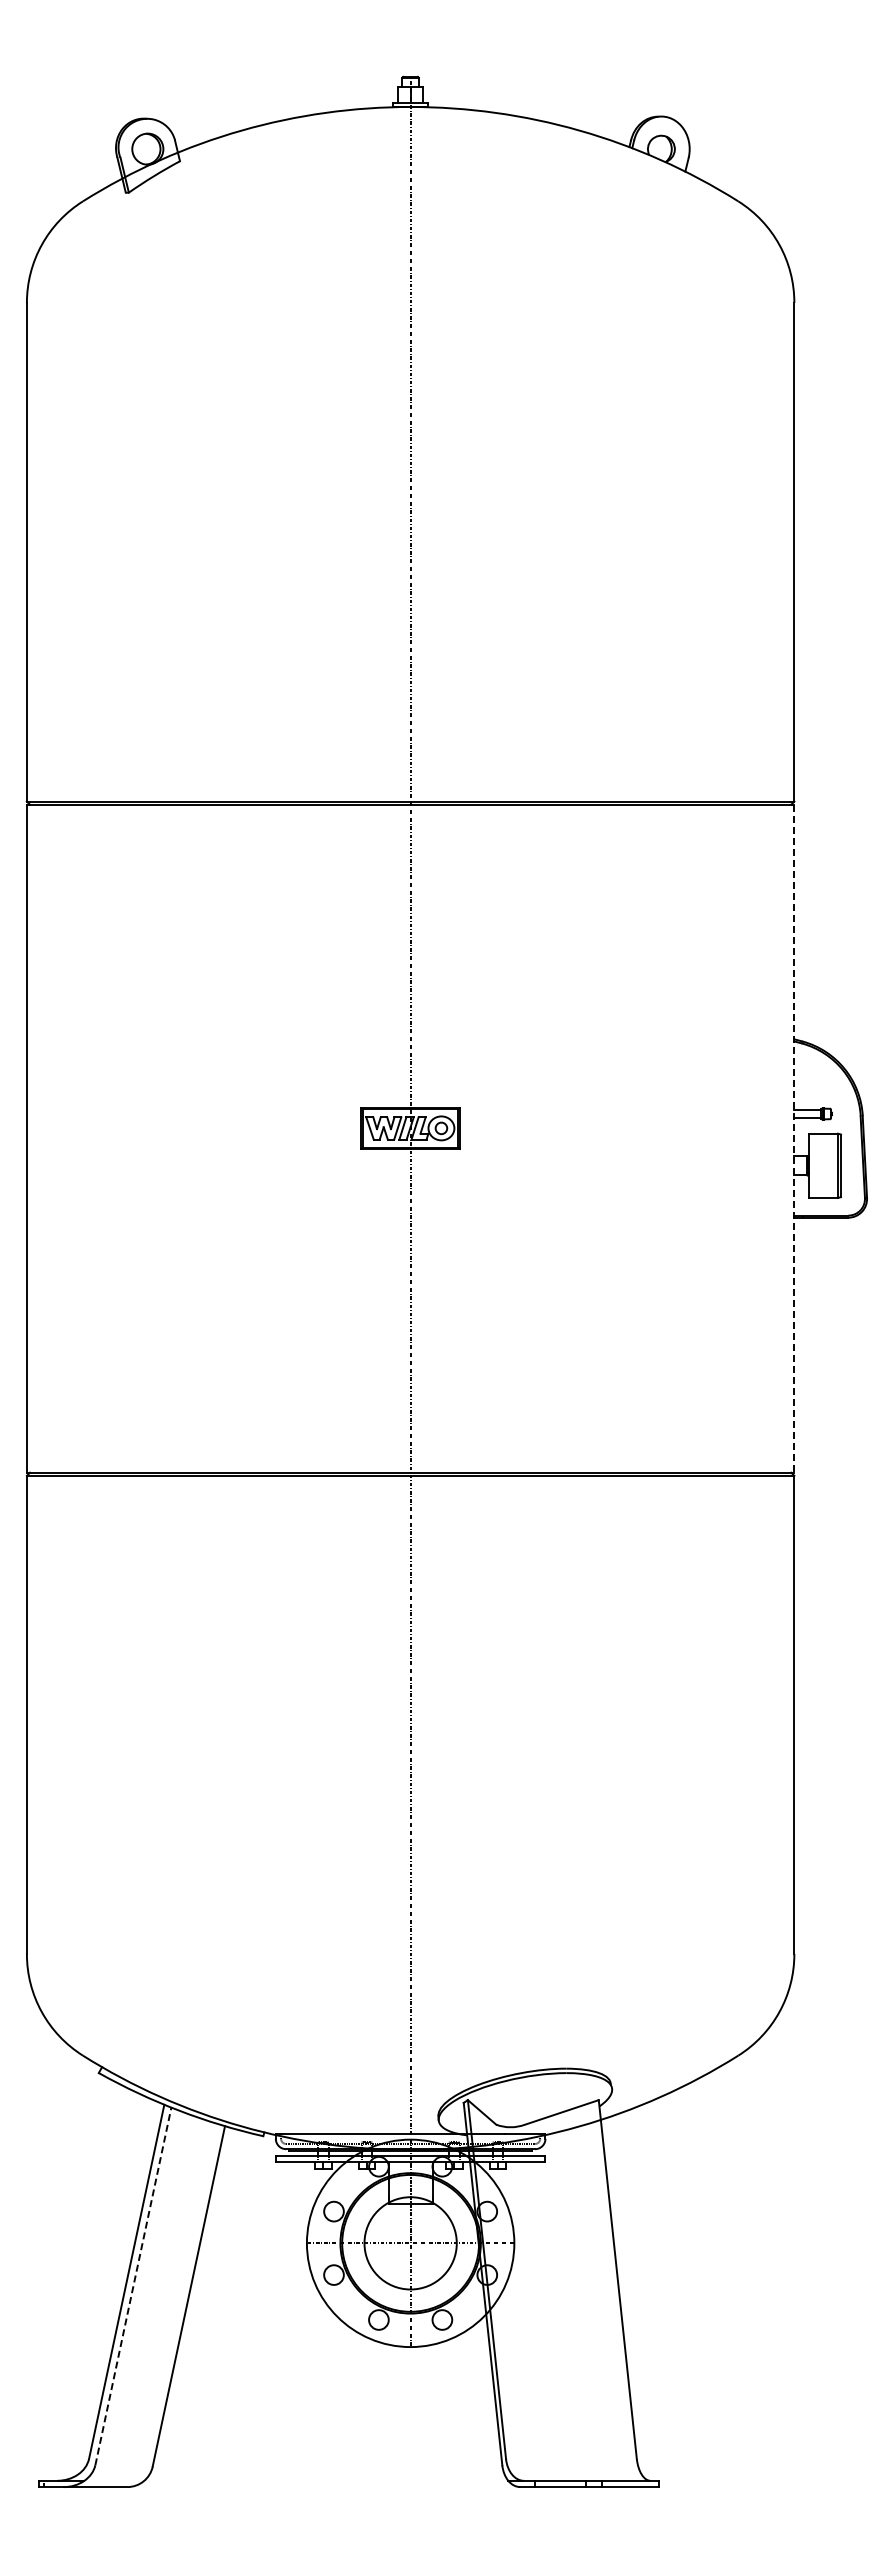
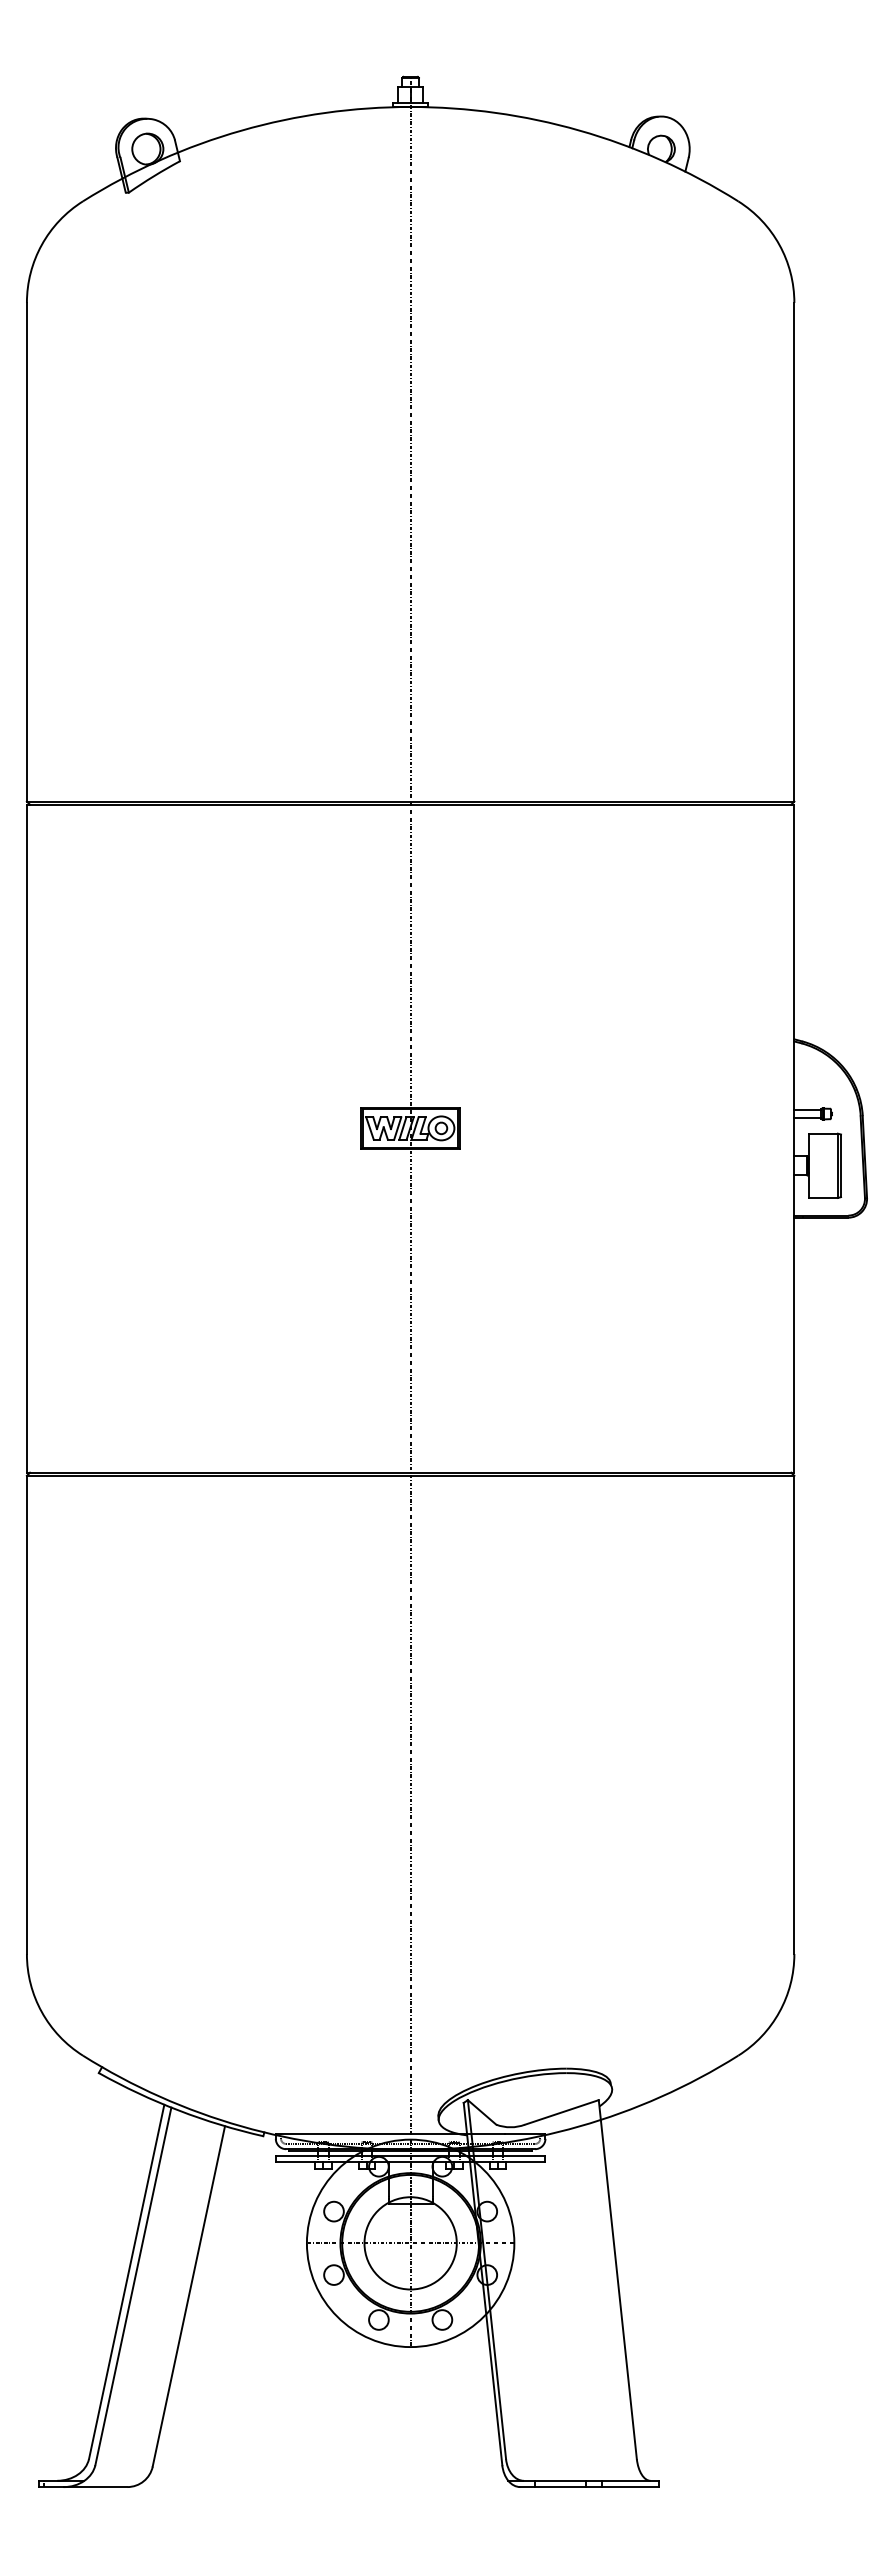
line: dashed -> solid (794, 1138)
line: dashed -> solid (133, 2286)
